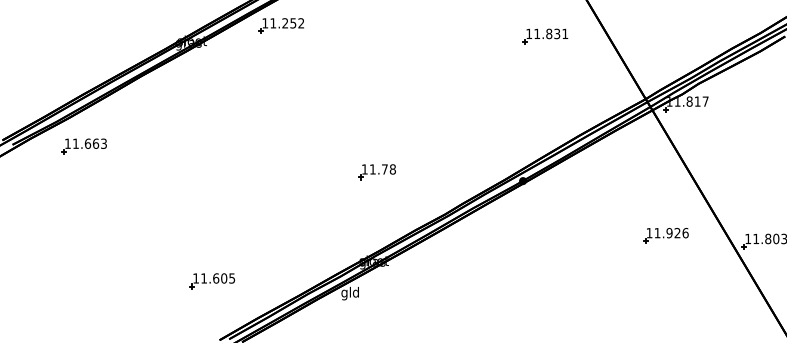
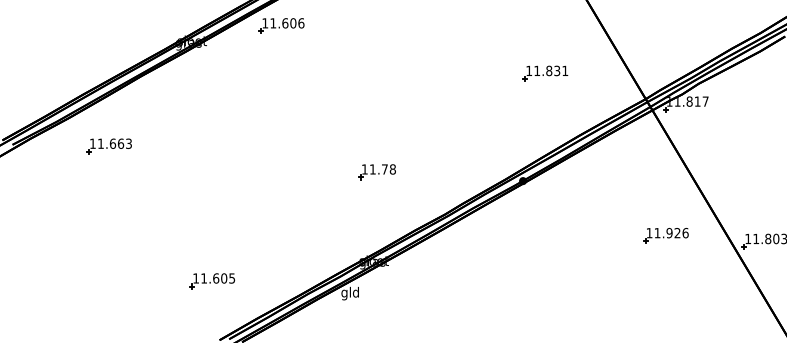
text: 11.252 -> 11.606 (293, 23)
part position: (545, 36) -> (545, 73) (545, 73)
part position: (83, 146) -> (108, 146) (108, 146)
